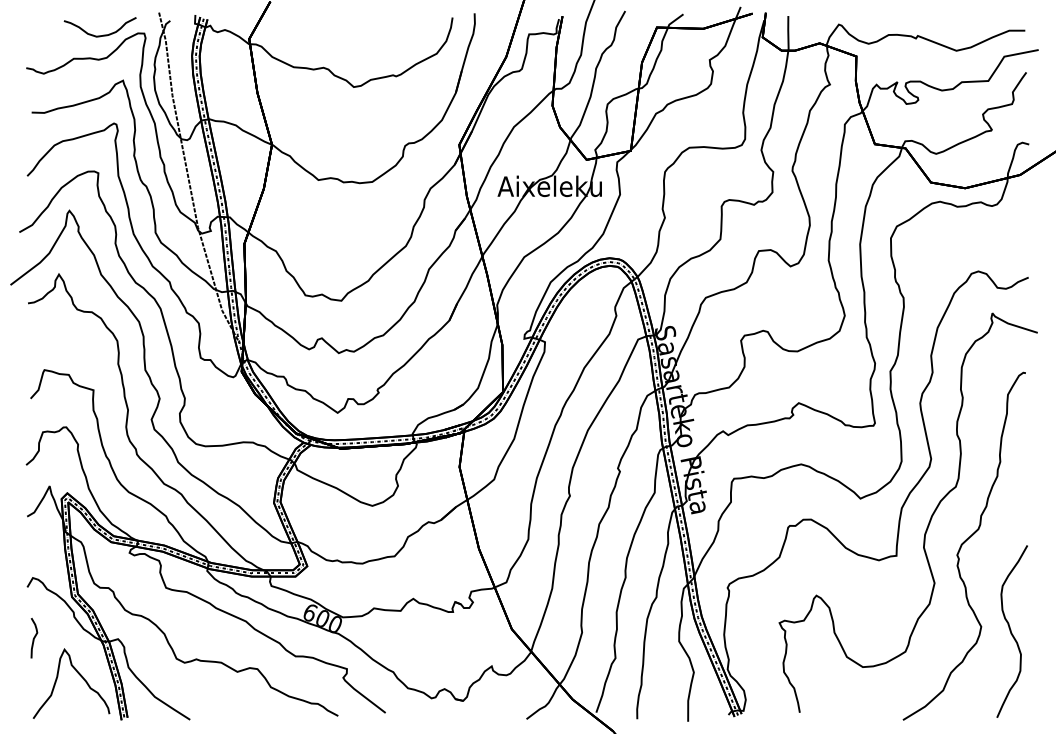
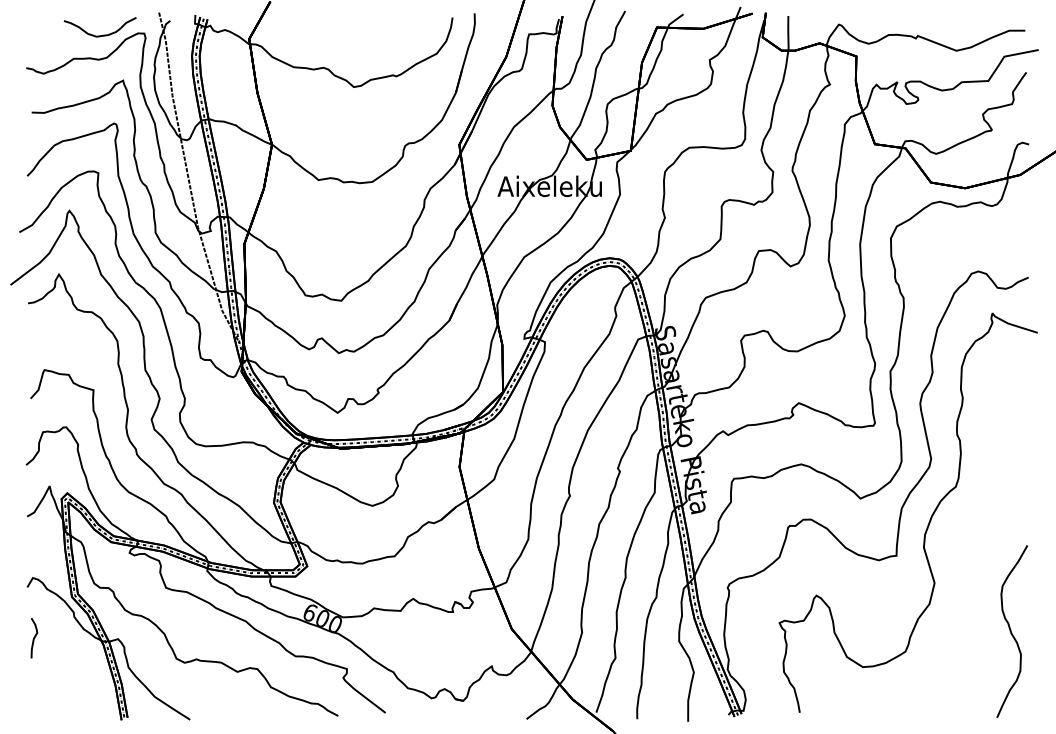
curve: present -> none (963, 544)
curve: present -> none (79, 675)
